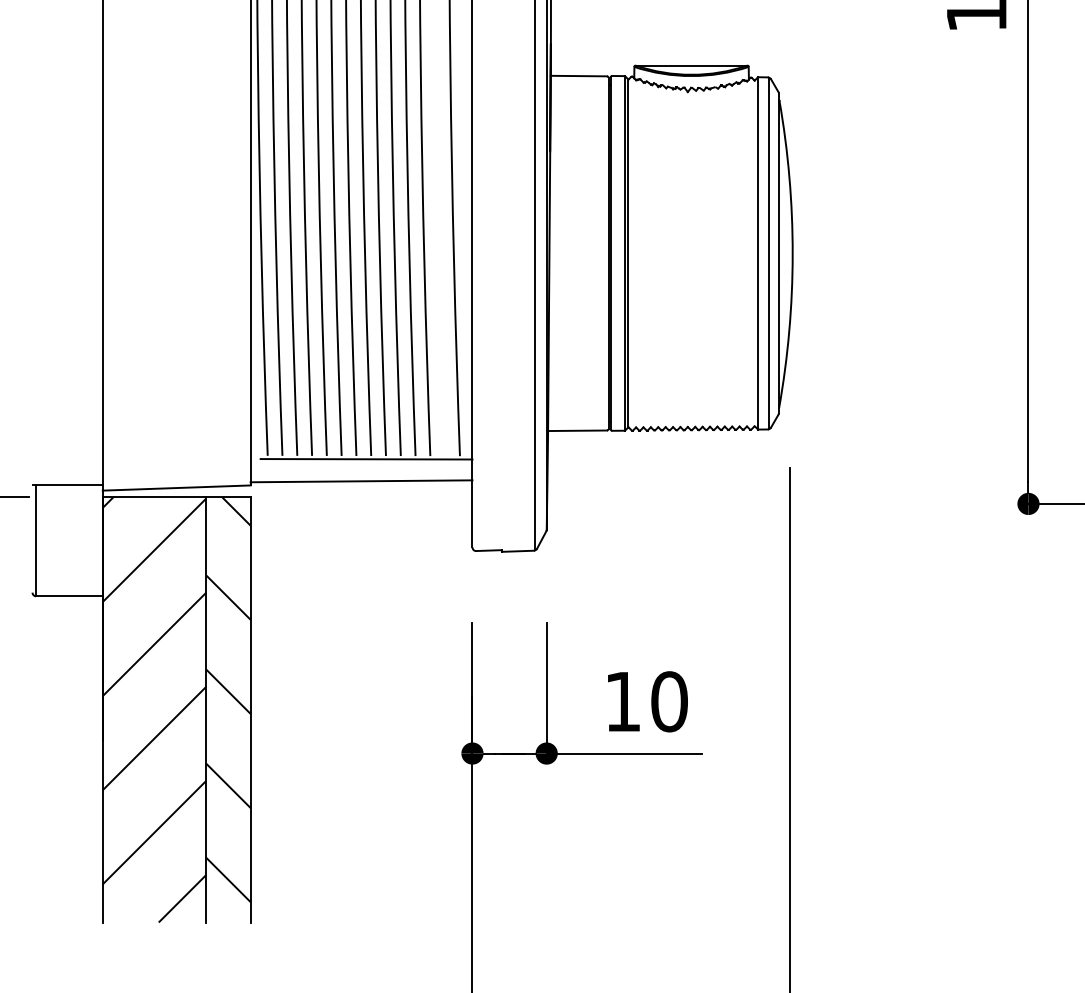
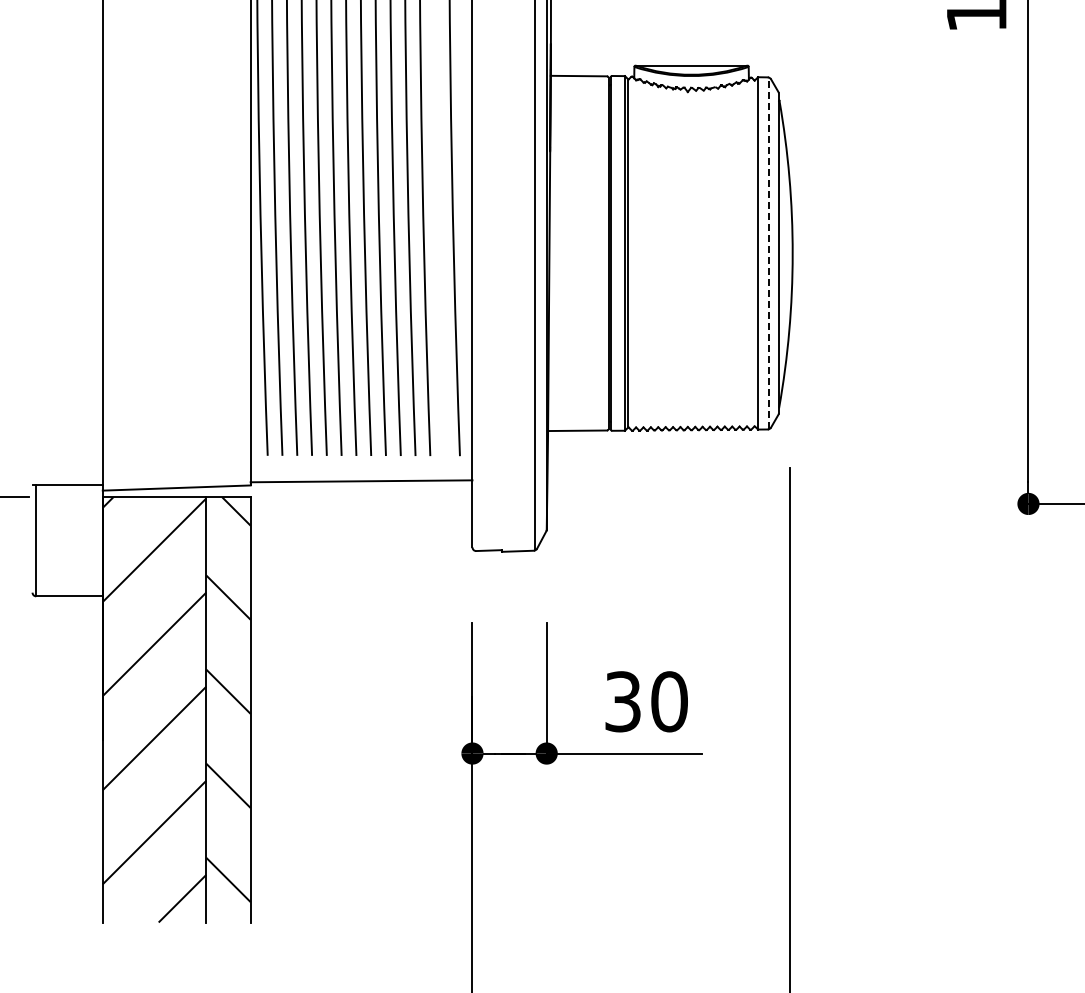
line: solid -> dashed (769, 253)
line: present -> none (366, 459)
text: 10 -> 30 (622, 701)
